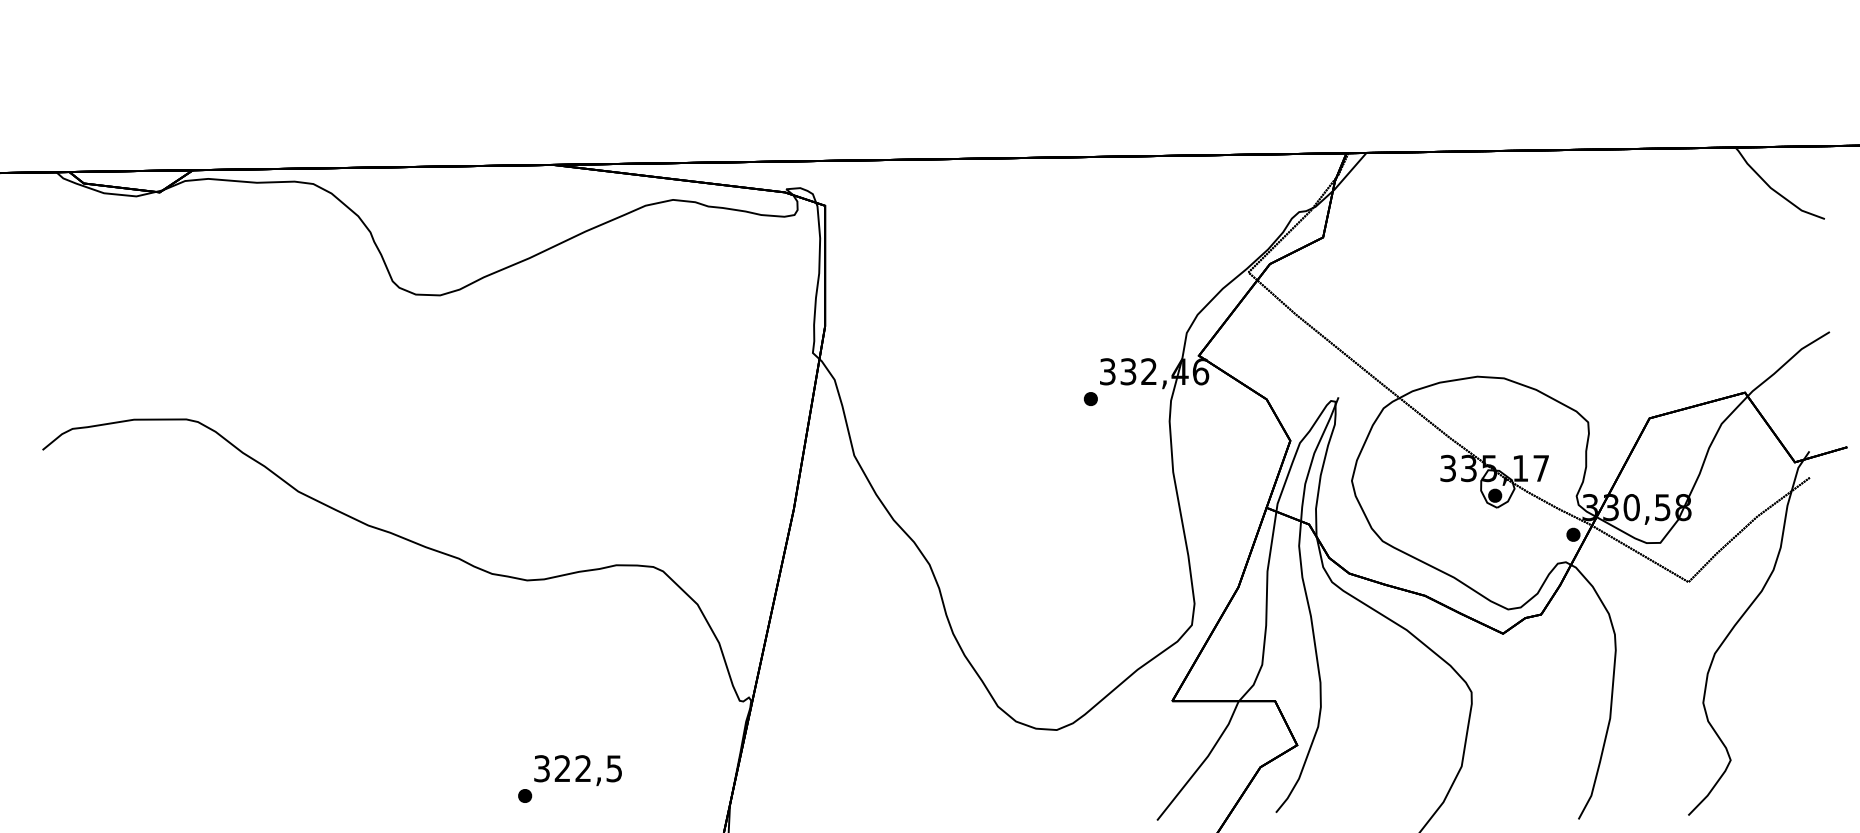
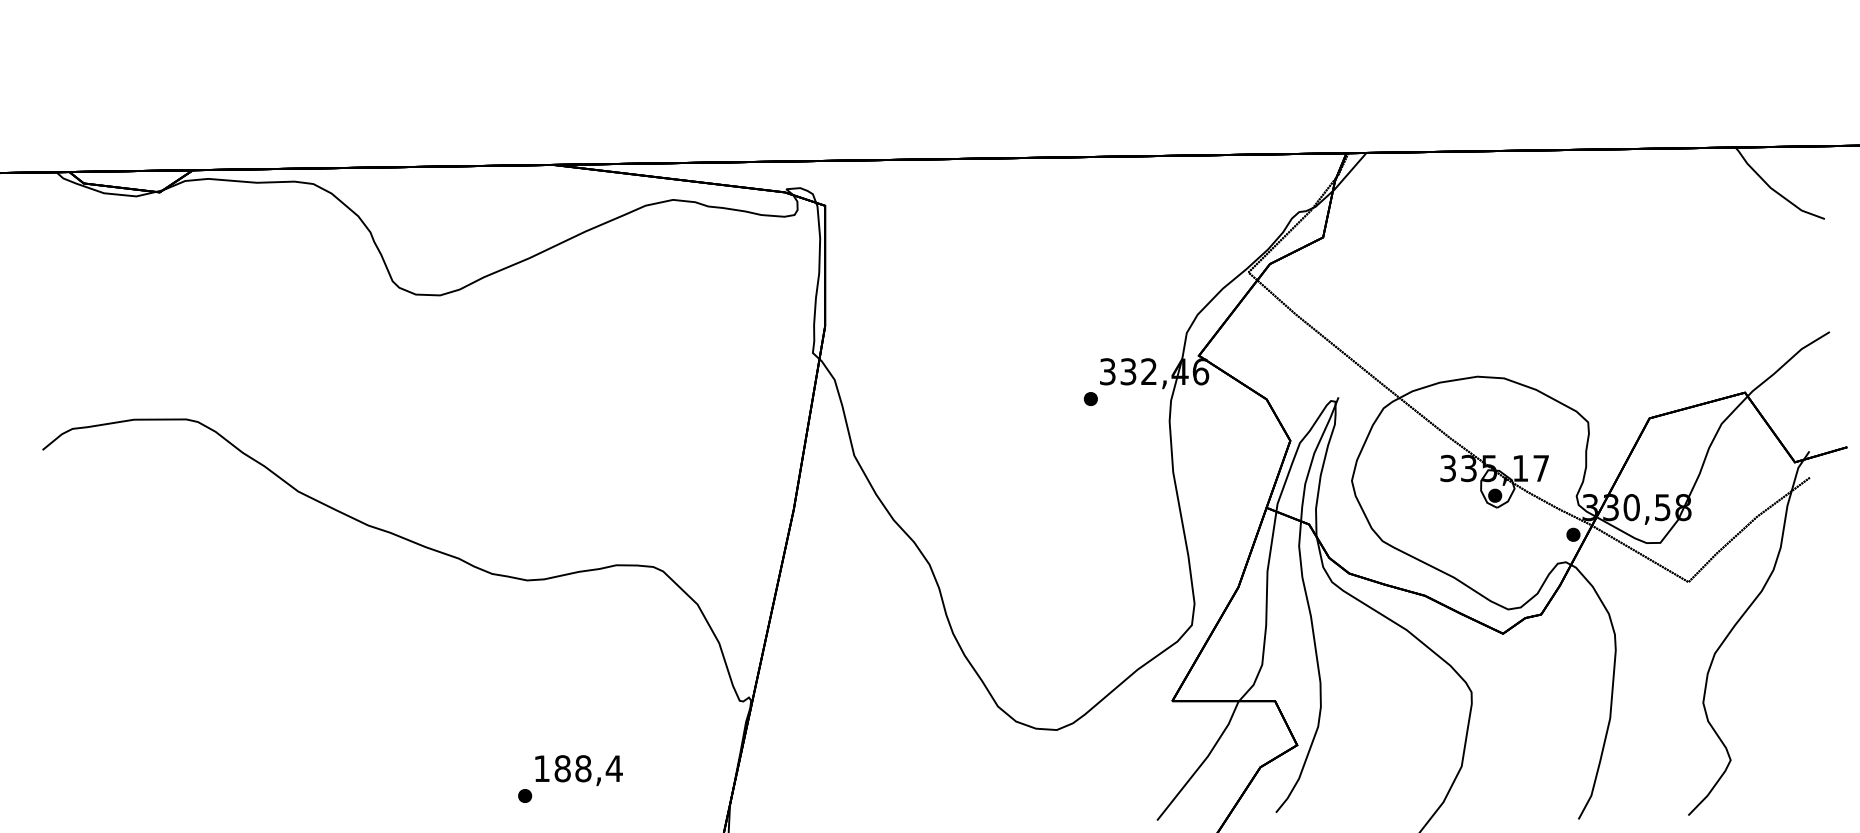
text: 322,5 -> 188,4 (578, 768)
